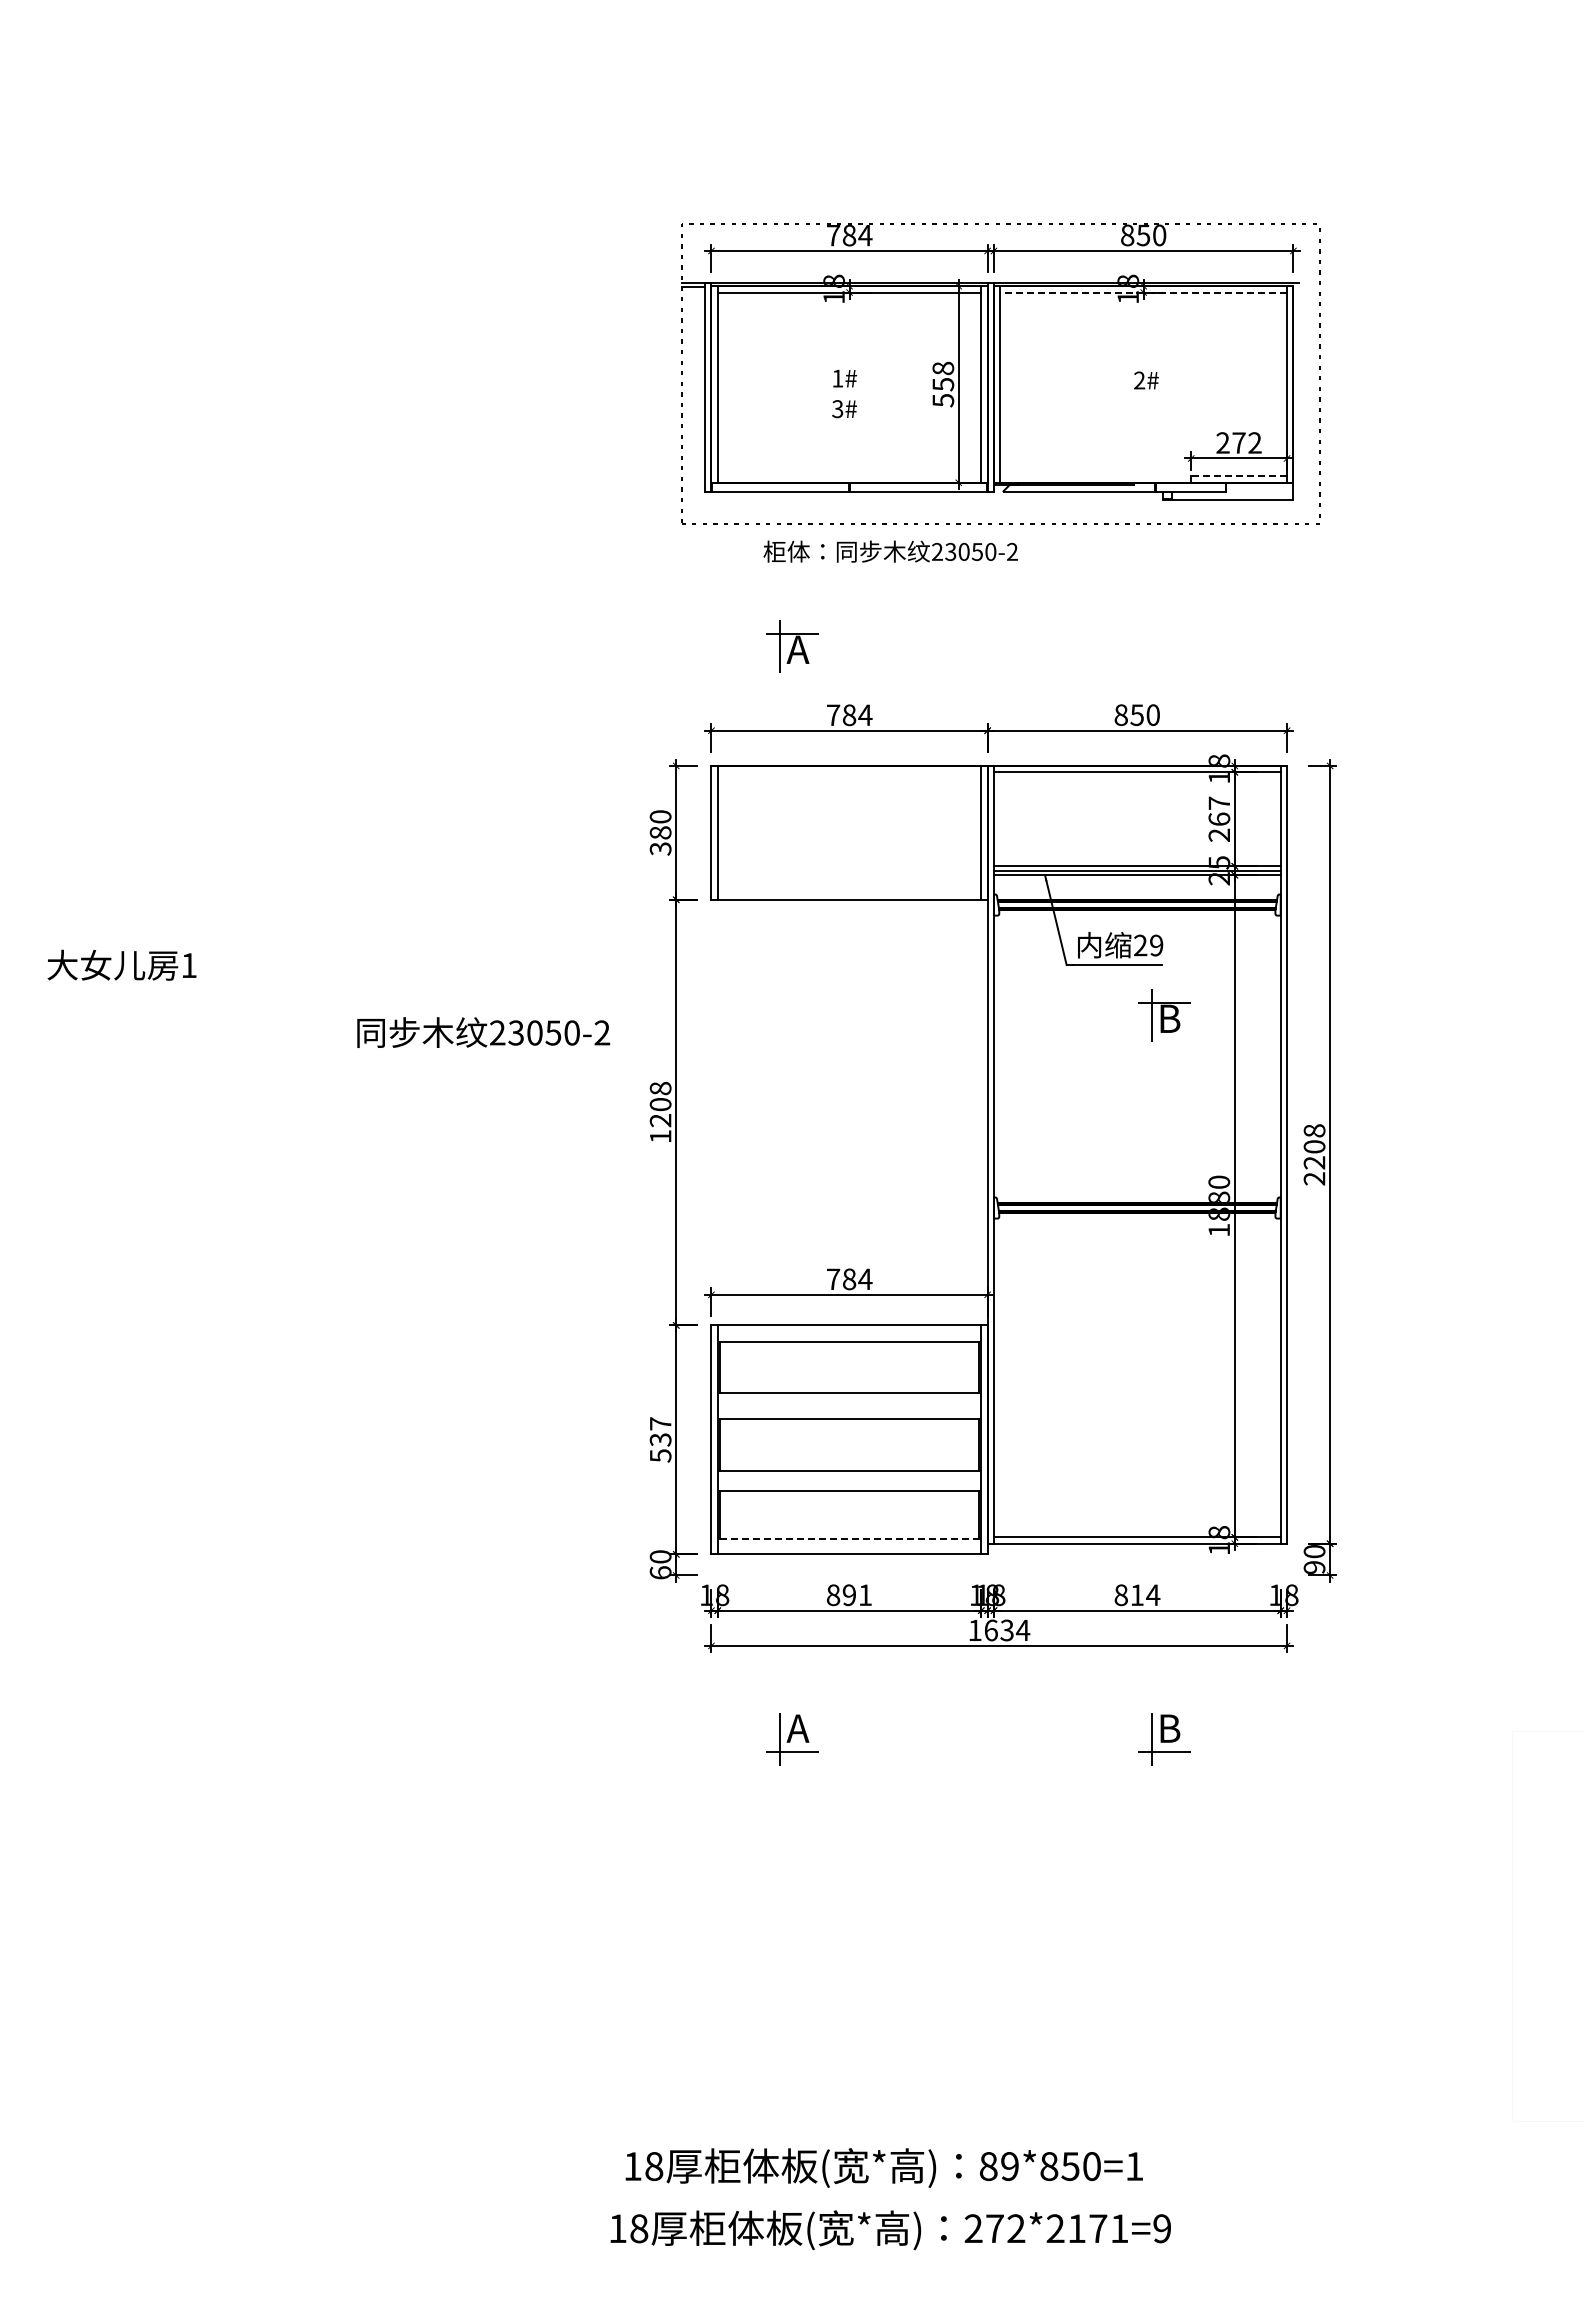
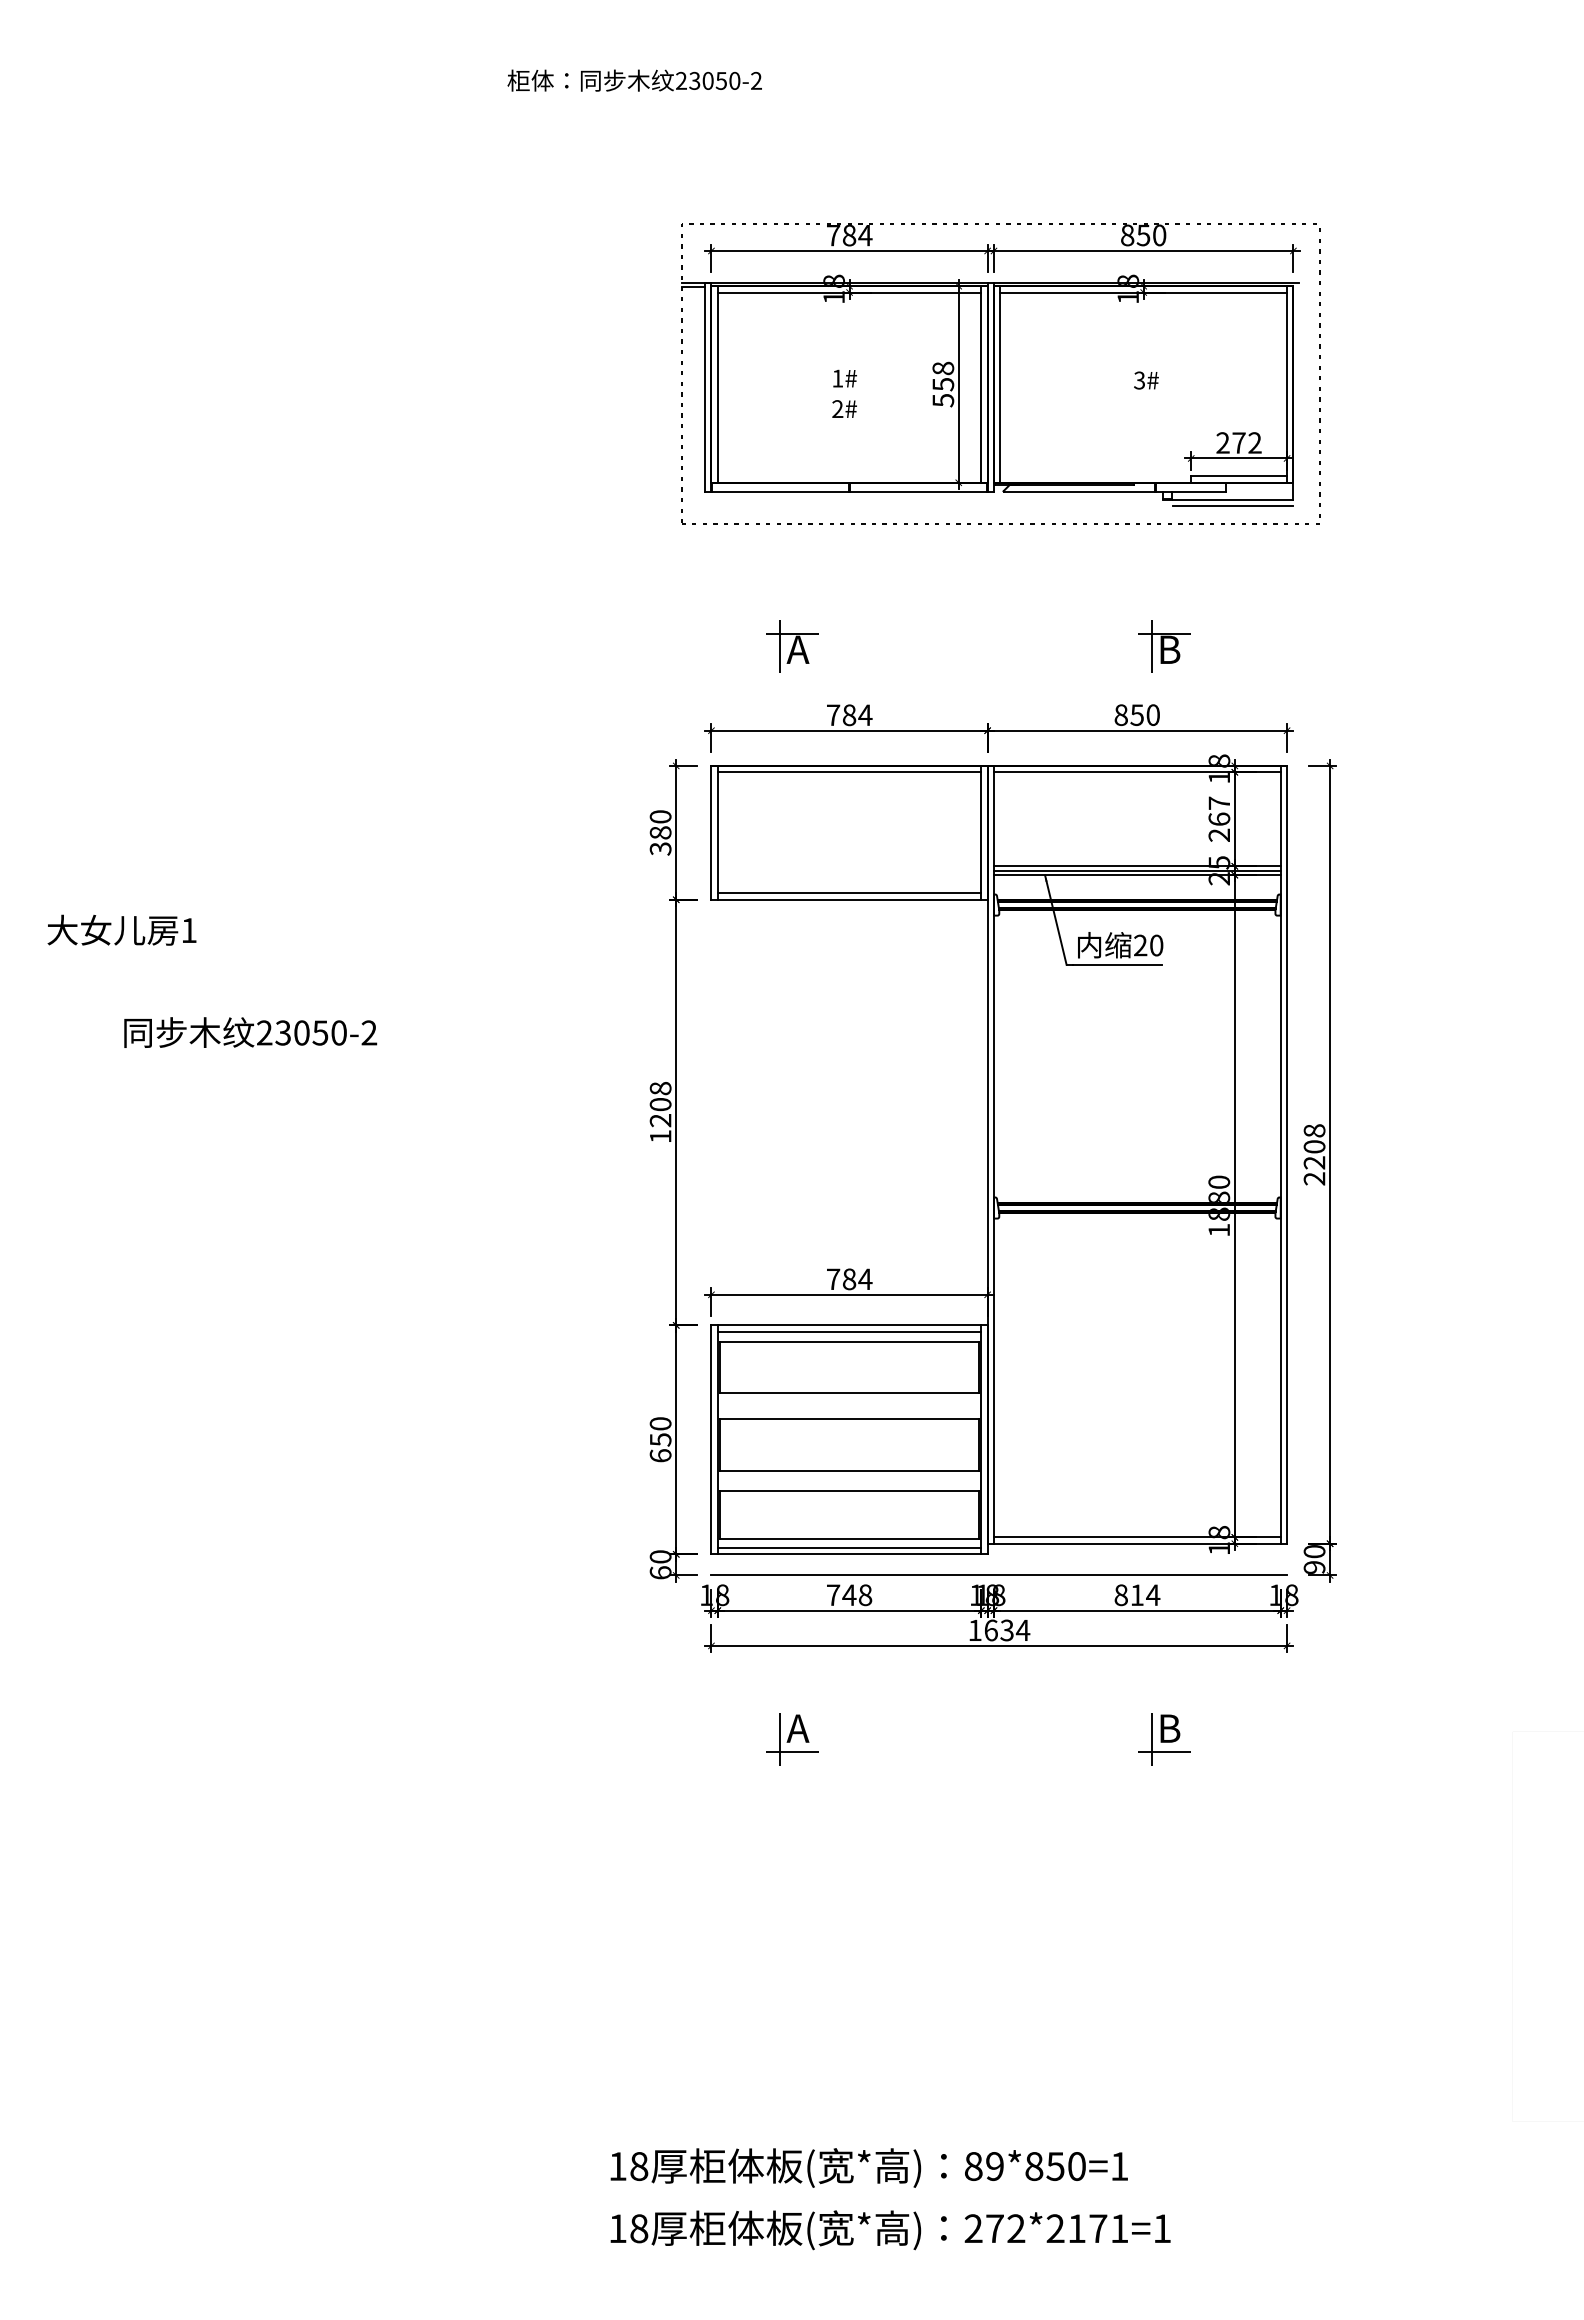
line: dashed -> solid (1143, 292)
text: 2# -> 3# (1139, 380)
text: 3# -> 2# (837, 409)
line: dashed -> solid (1239, 476)
line: none -> present (1232, 506)
text position: (890, 551) -> (634, 80) (634, 80)
line: none -> present (849, 772)
line: none -> present (849, 893)
text: 29 -> 20 (1156, 945)
text position: (121, 964) -> (121, 929) (121, 929)
part position: (1164, 1015) -> (1164, 646) (1164, 646)
text position: (483, 1032) -> (250, 1032) (250, 1032)
line: none -> present (849, 1331)
text: 537 -> 650 (660, 1439)
line: dashed -> solid (850, 1539)
line: none -> present (849, 1547)
line: none -> present (999, 1575)
text: 891 -> 748 (849, 1595)
text position: (883, 2167) -> (868, 2167) (868, 2167)
text: 272*2171=9 -> 272*2171=1 (1161, 2228)
